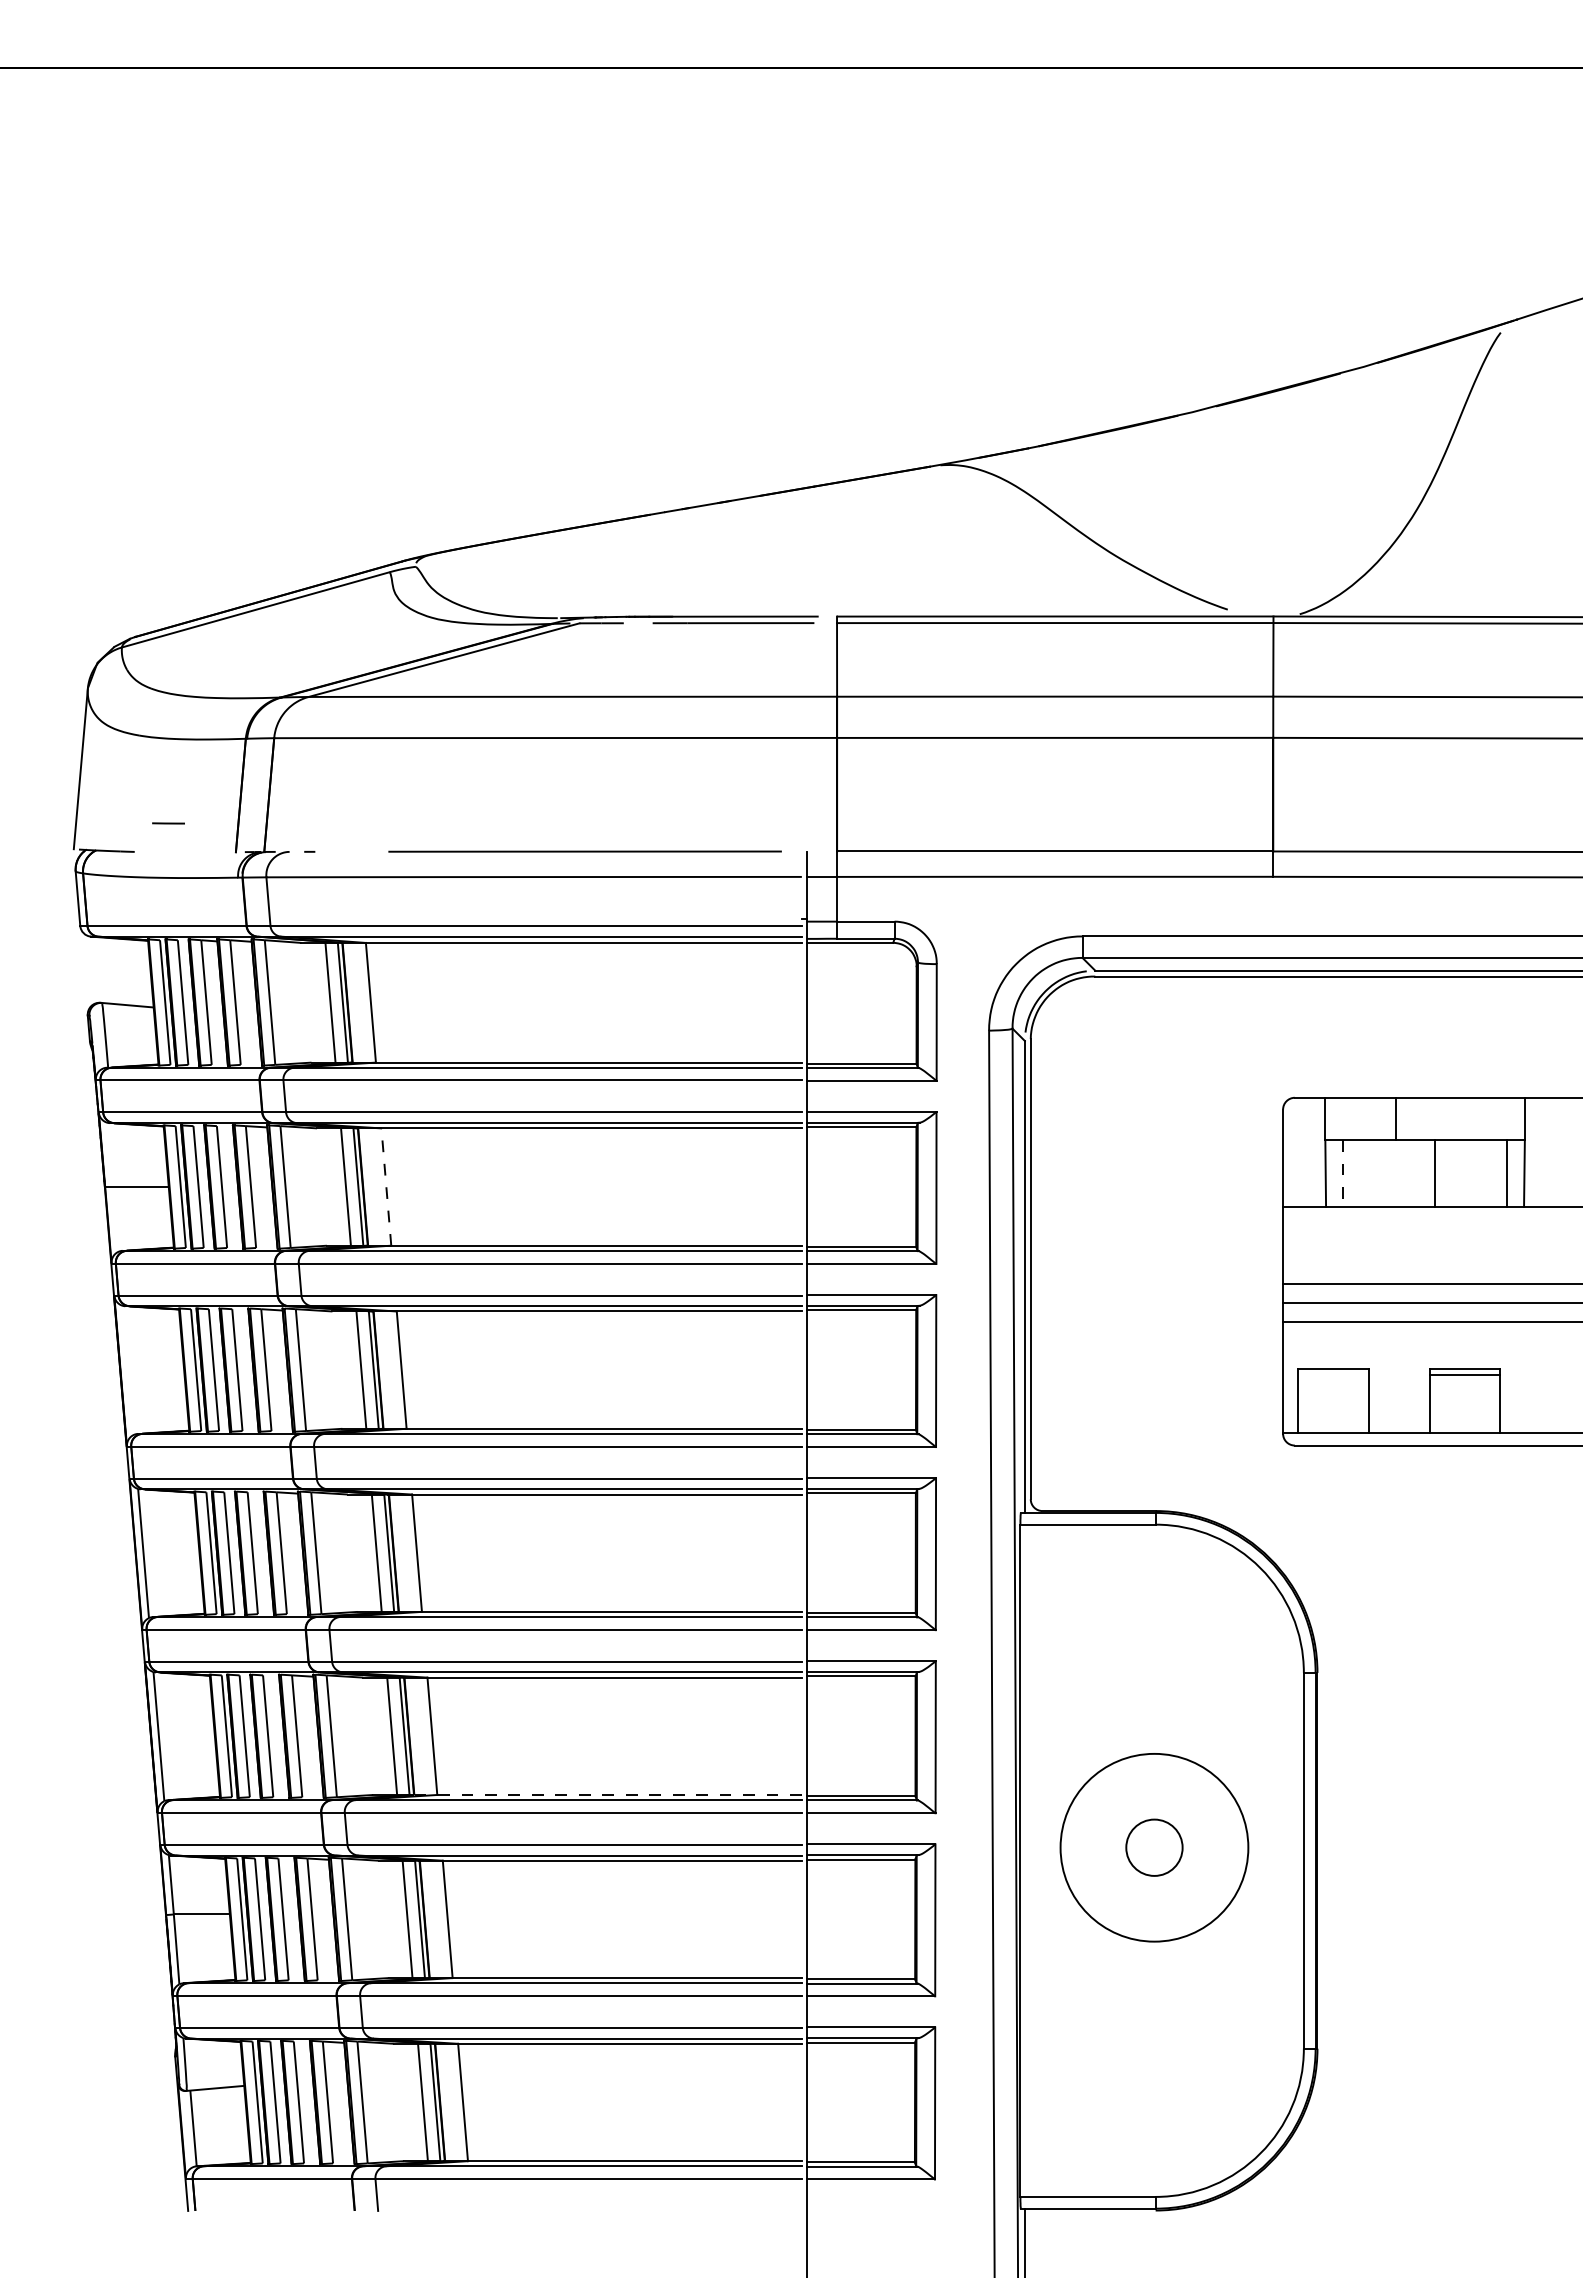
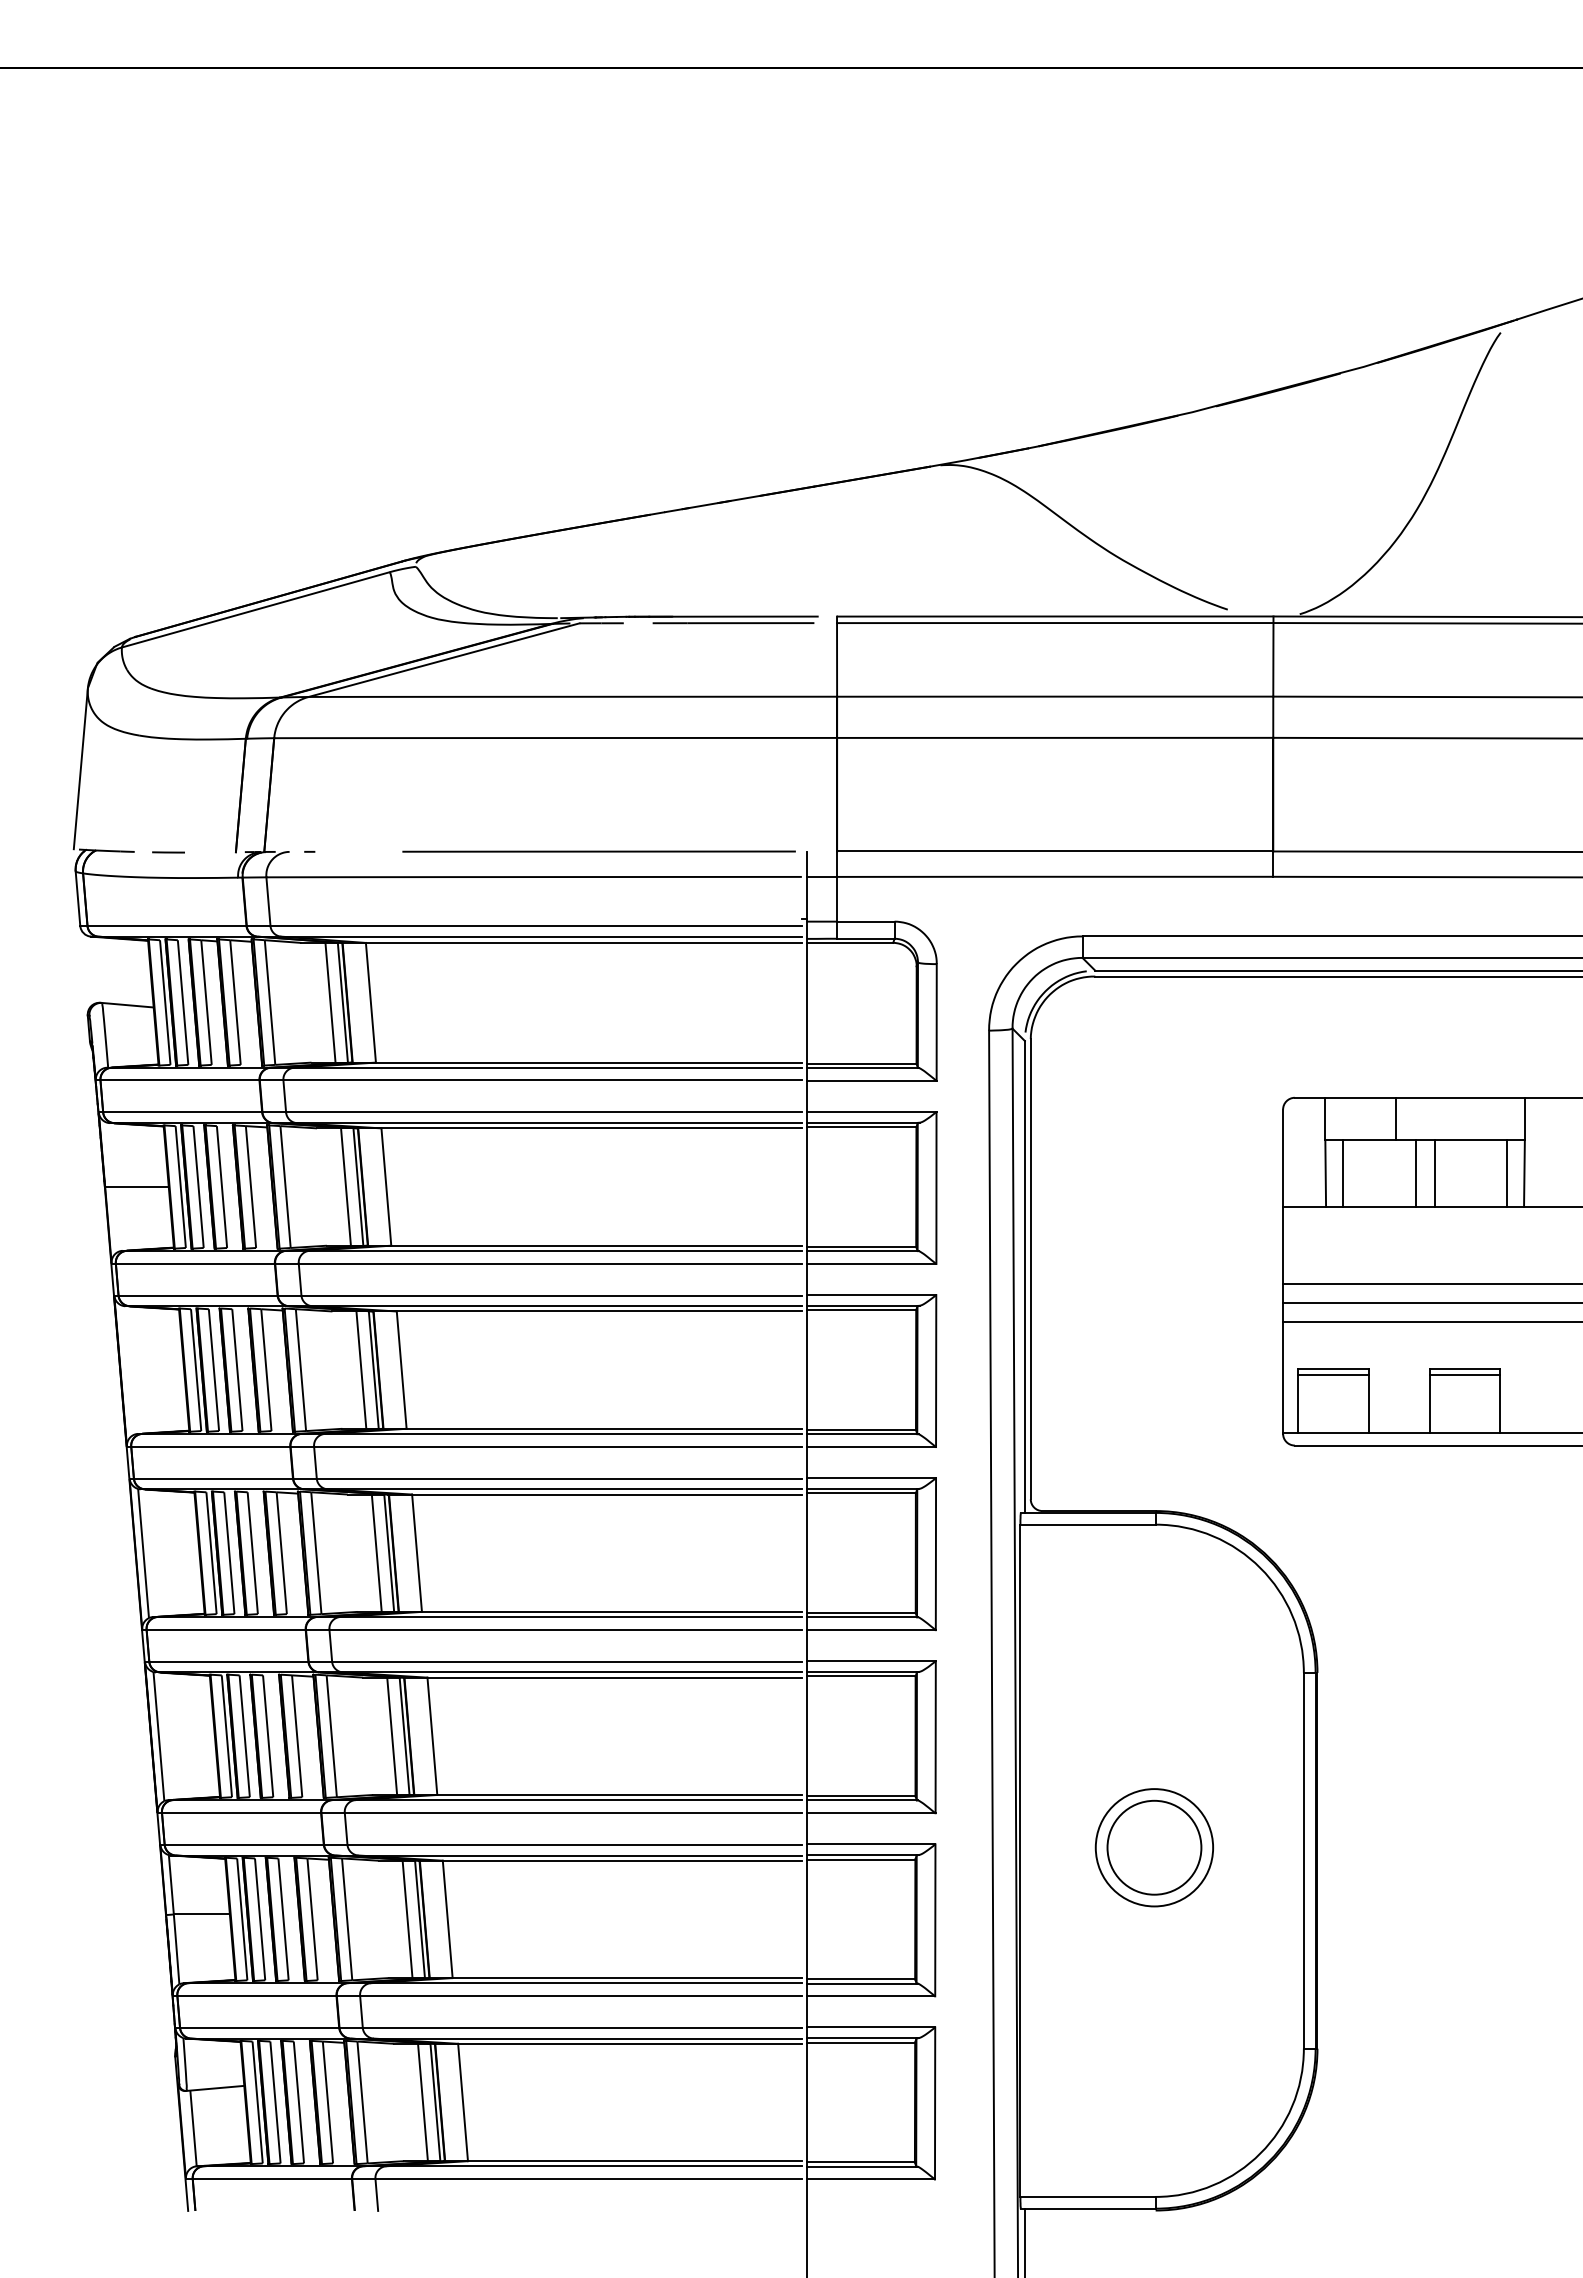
line position: (168, 823) -> (168, 852) (168, 852)
line position: (584, 851) -> (598, 851) (598, 851)
line: none -> present (1415, 1173)
line: dashed -> solid (1343, 1174)
line: dashed -> solid (386, 1187)
line: none -> present (1333, 1374)
line: dashed -> solid (607, 1795)
circle diameter: 188 px -> 117 px (1154, 1847)
circle diameter: 56 px -> 94 px (1154, 1847)
